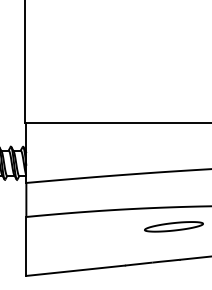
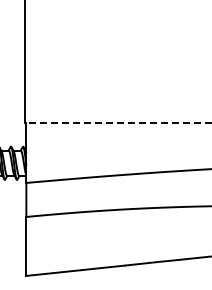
line: solid -> dashed (117, 123)
part: present -> none (173, 226)
